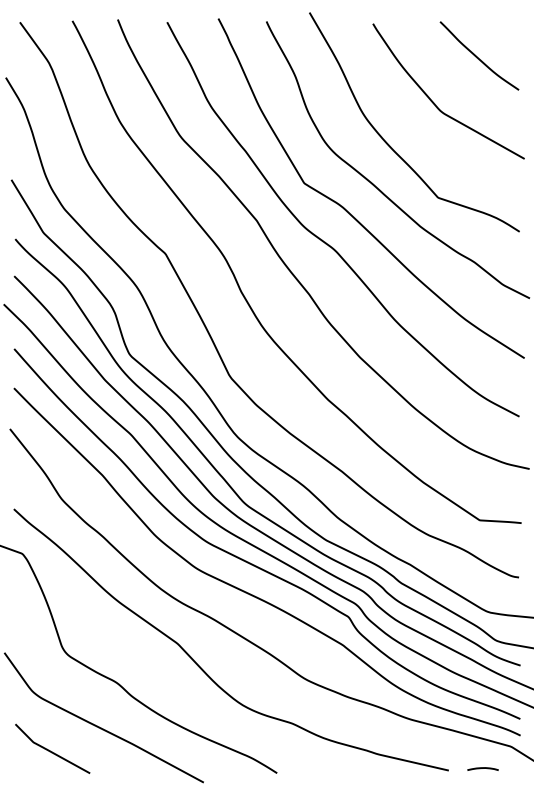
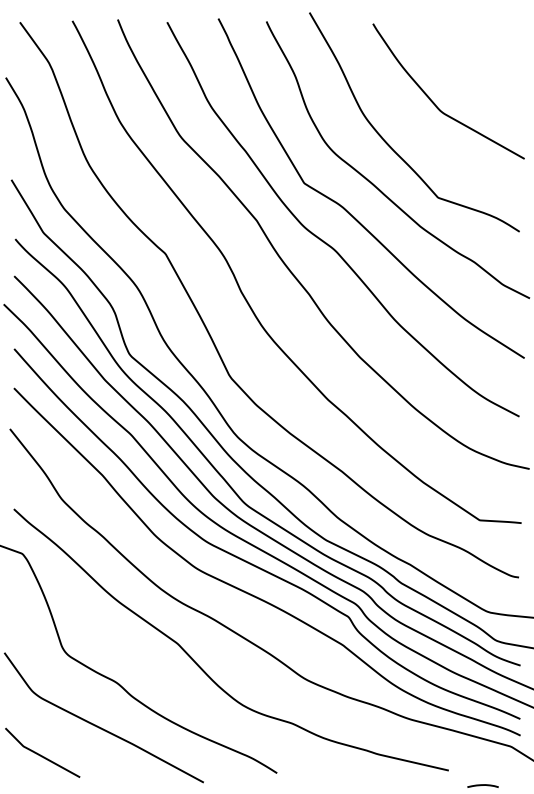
curve: present -> none (477, 56)
curve position: (50, 750) -> (40, 754) (40, 754)
line position: (482, 768) -> (482, 785) (482, 785)
